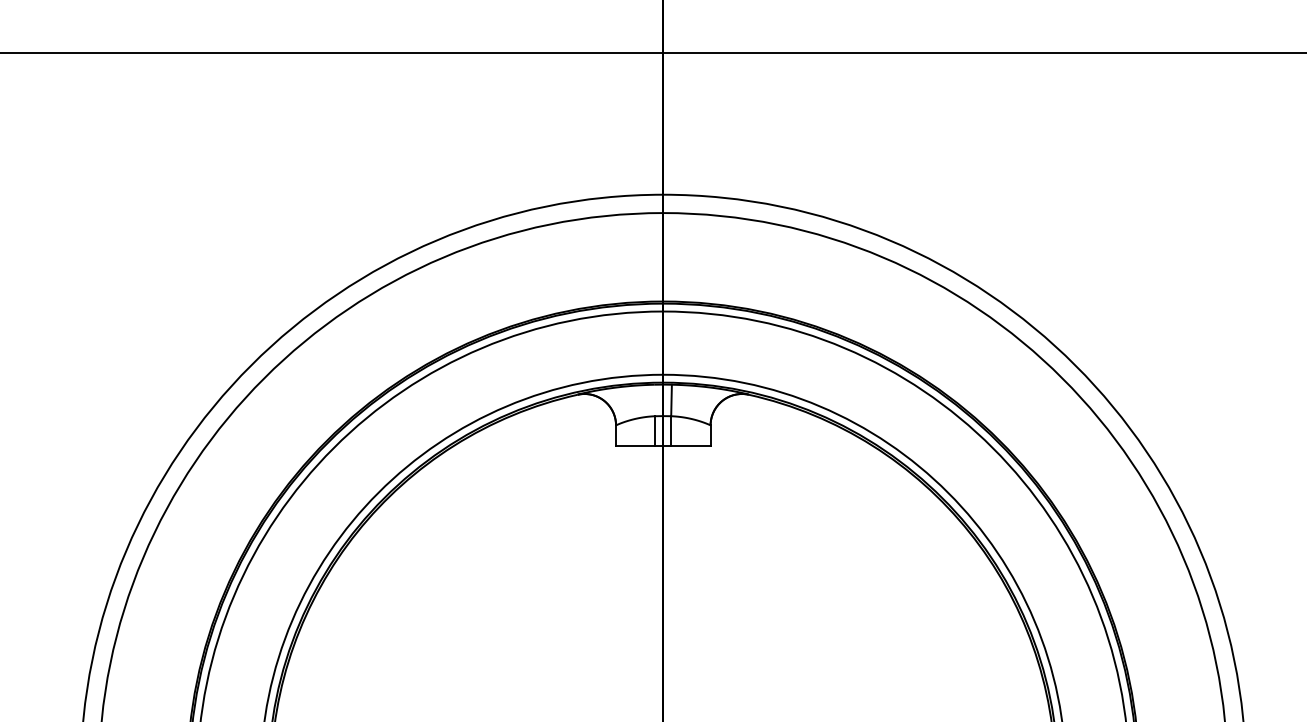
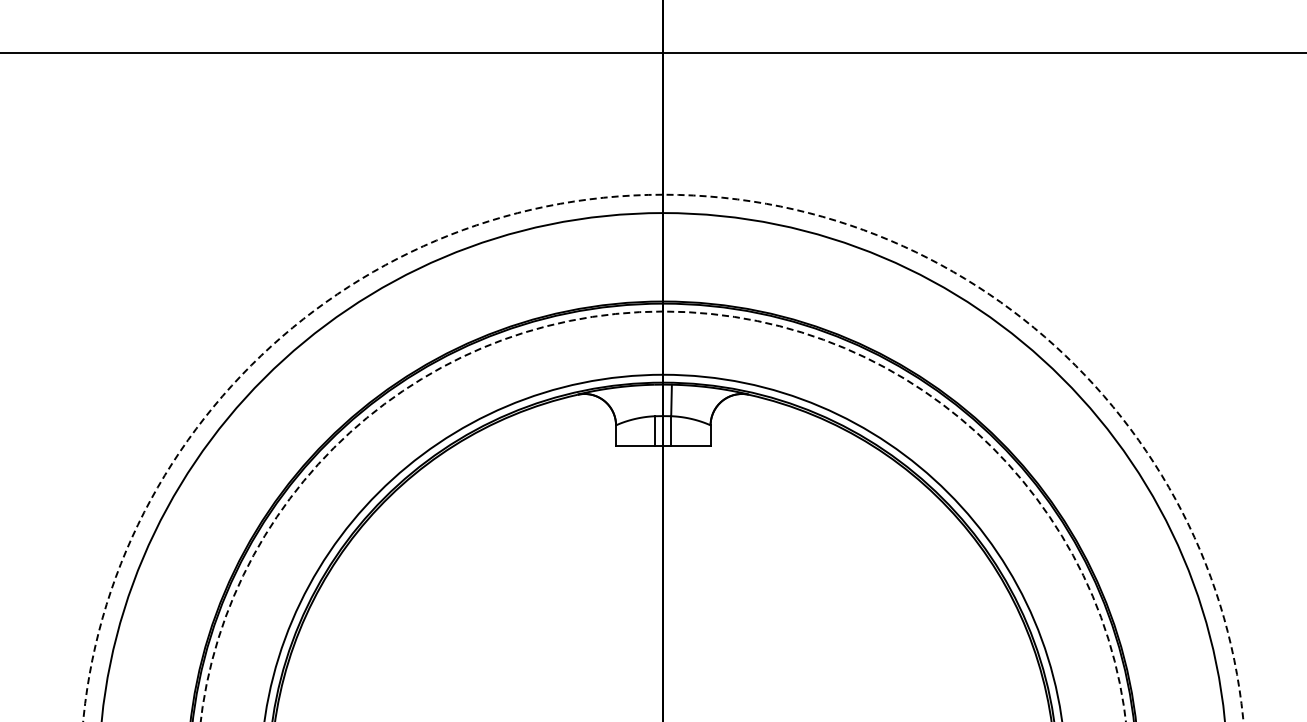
circle: solid -> dashed (663, 457)
circle: solid -> dashed (662, 516)
